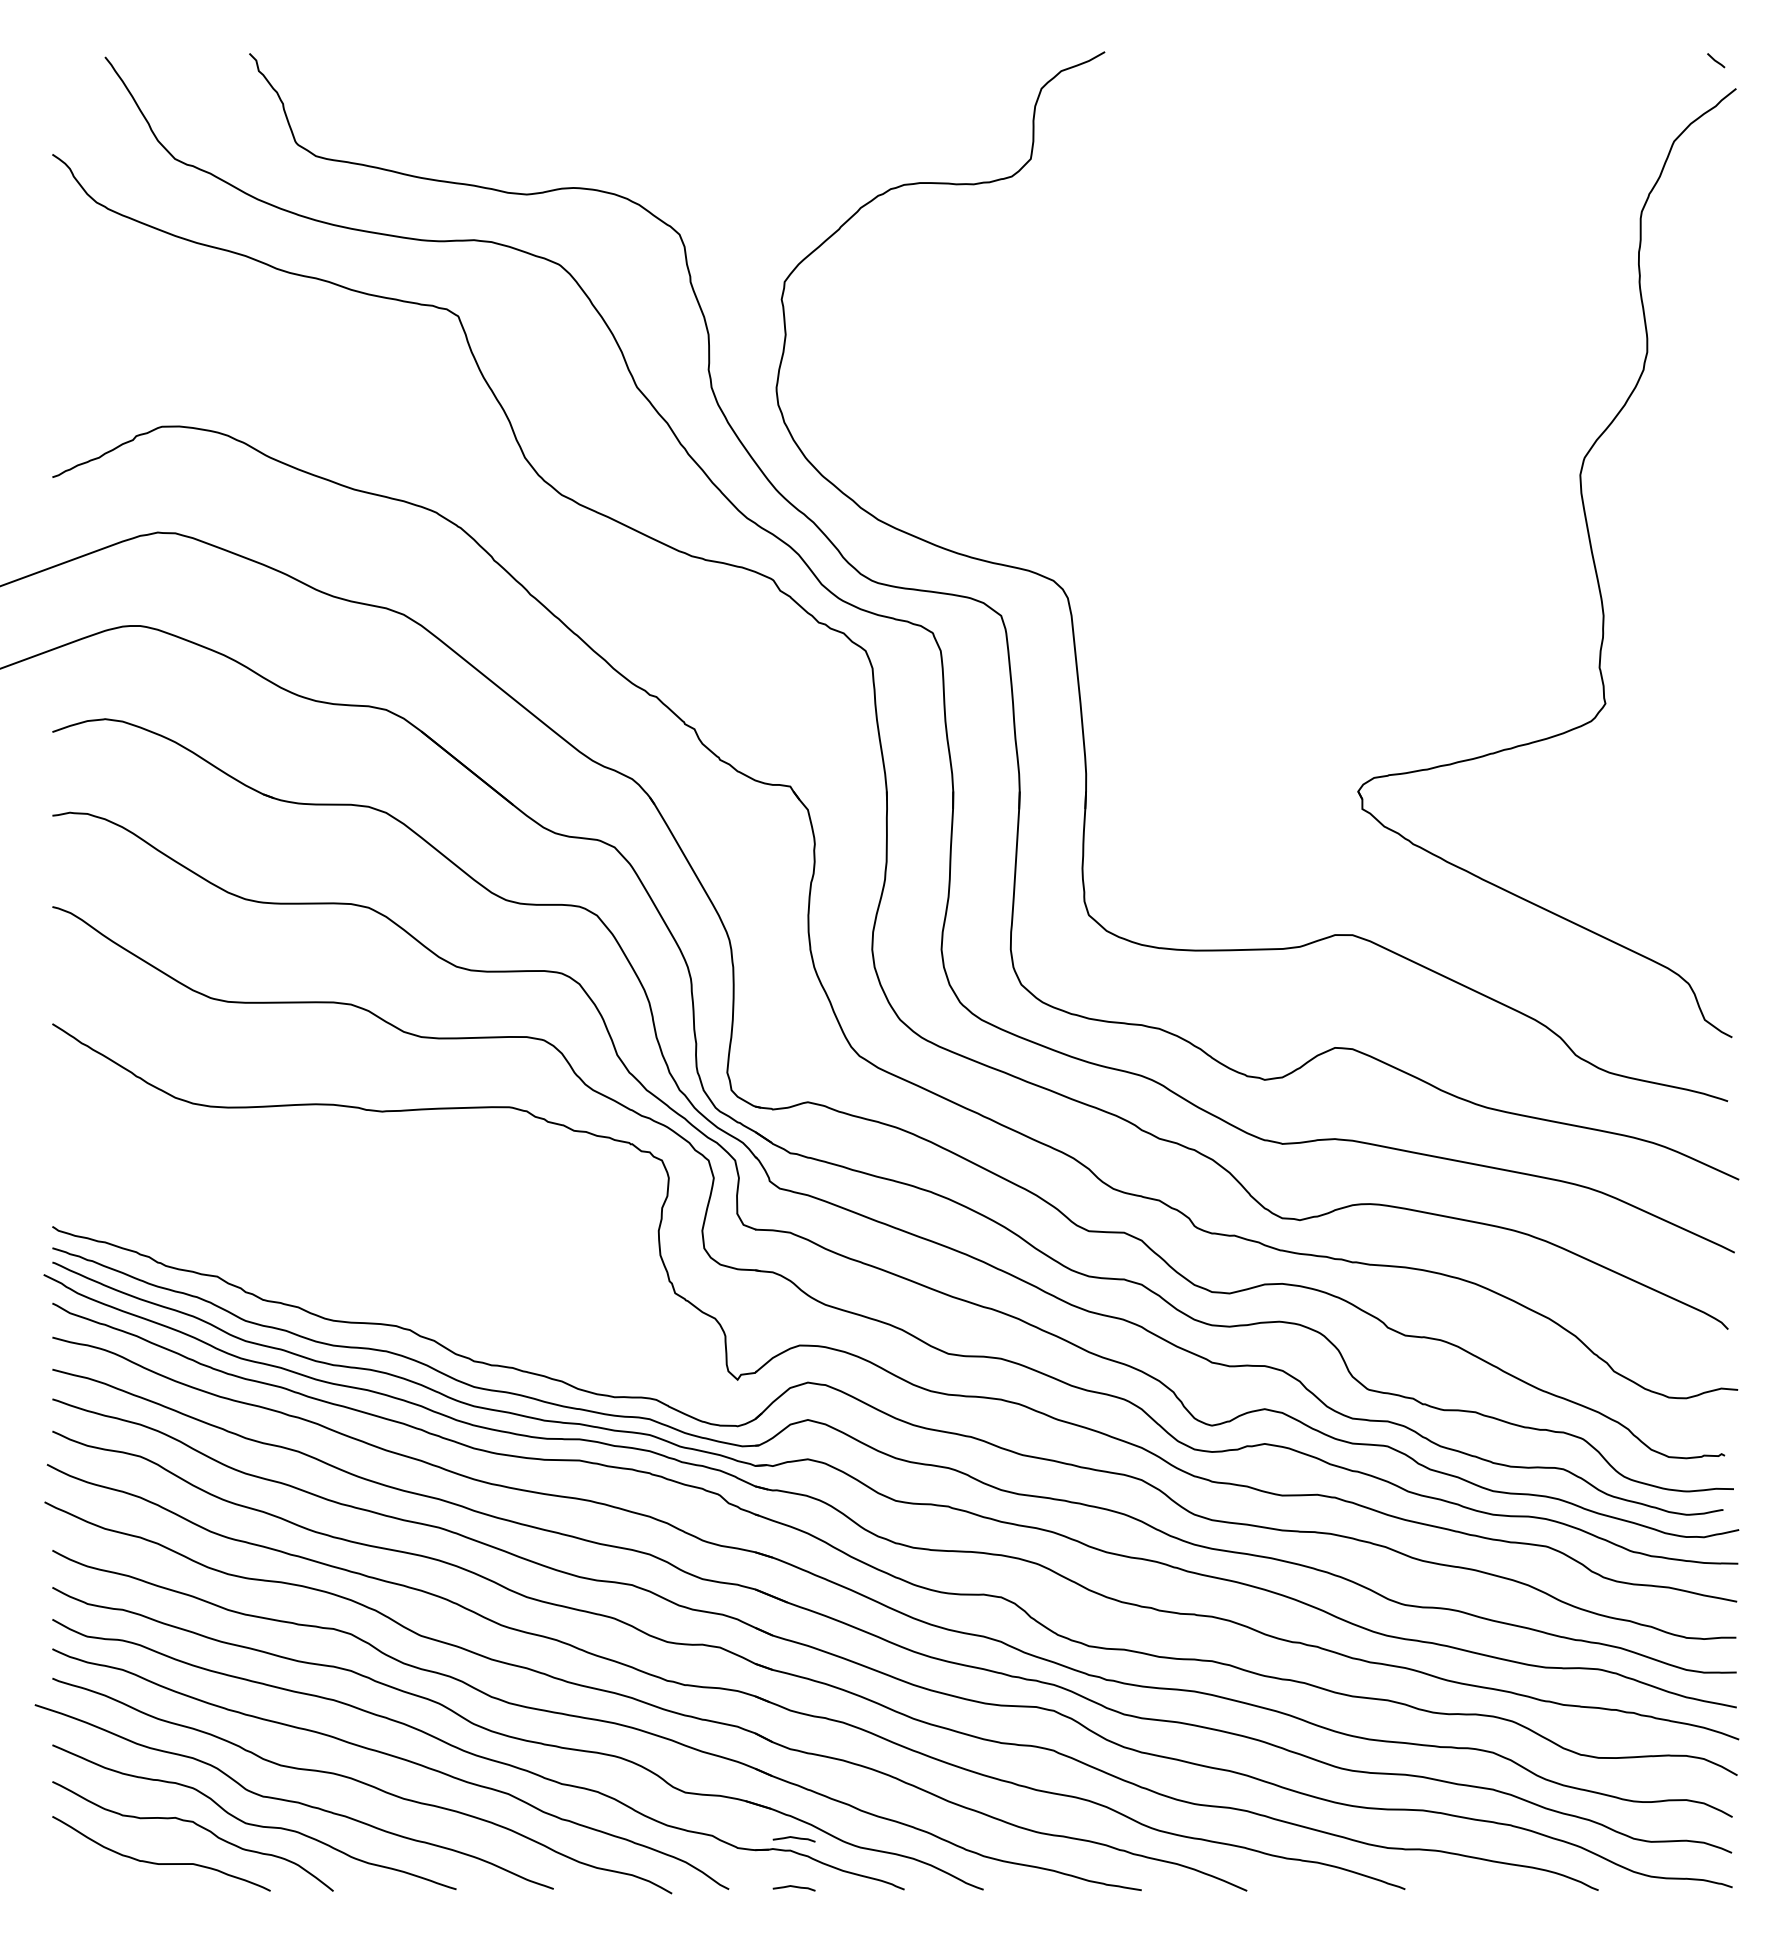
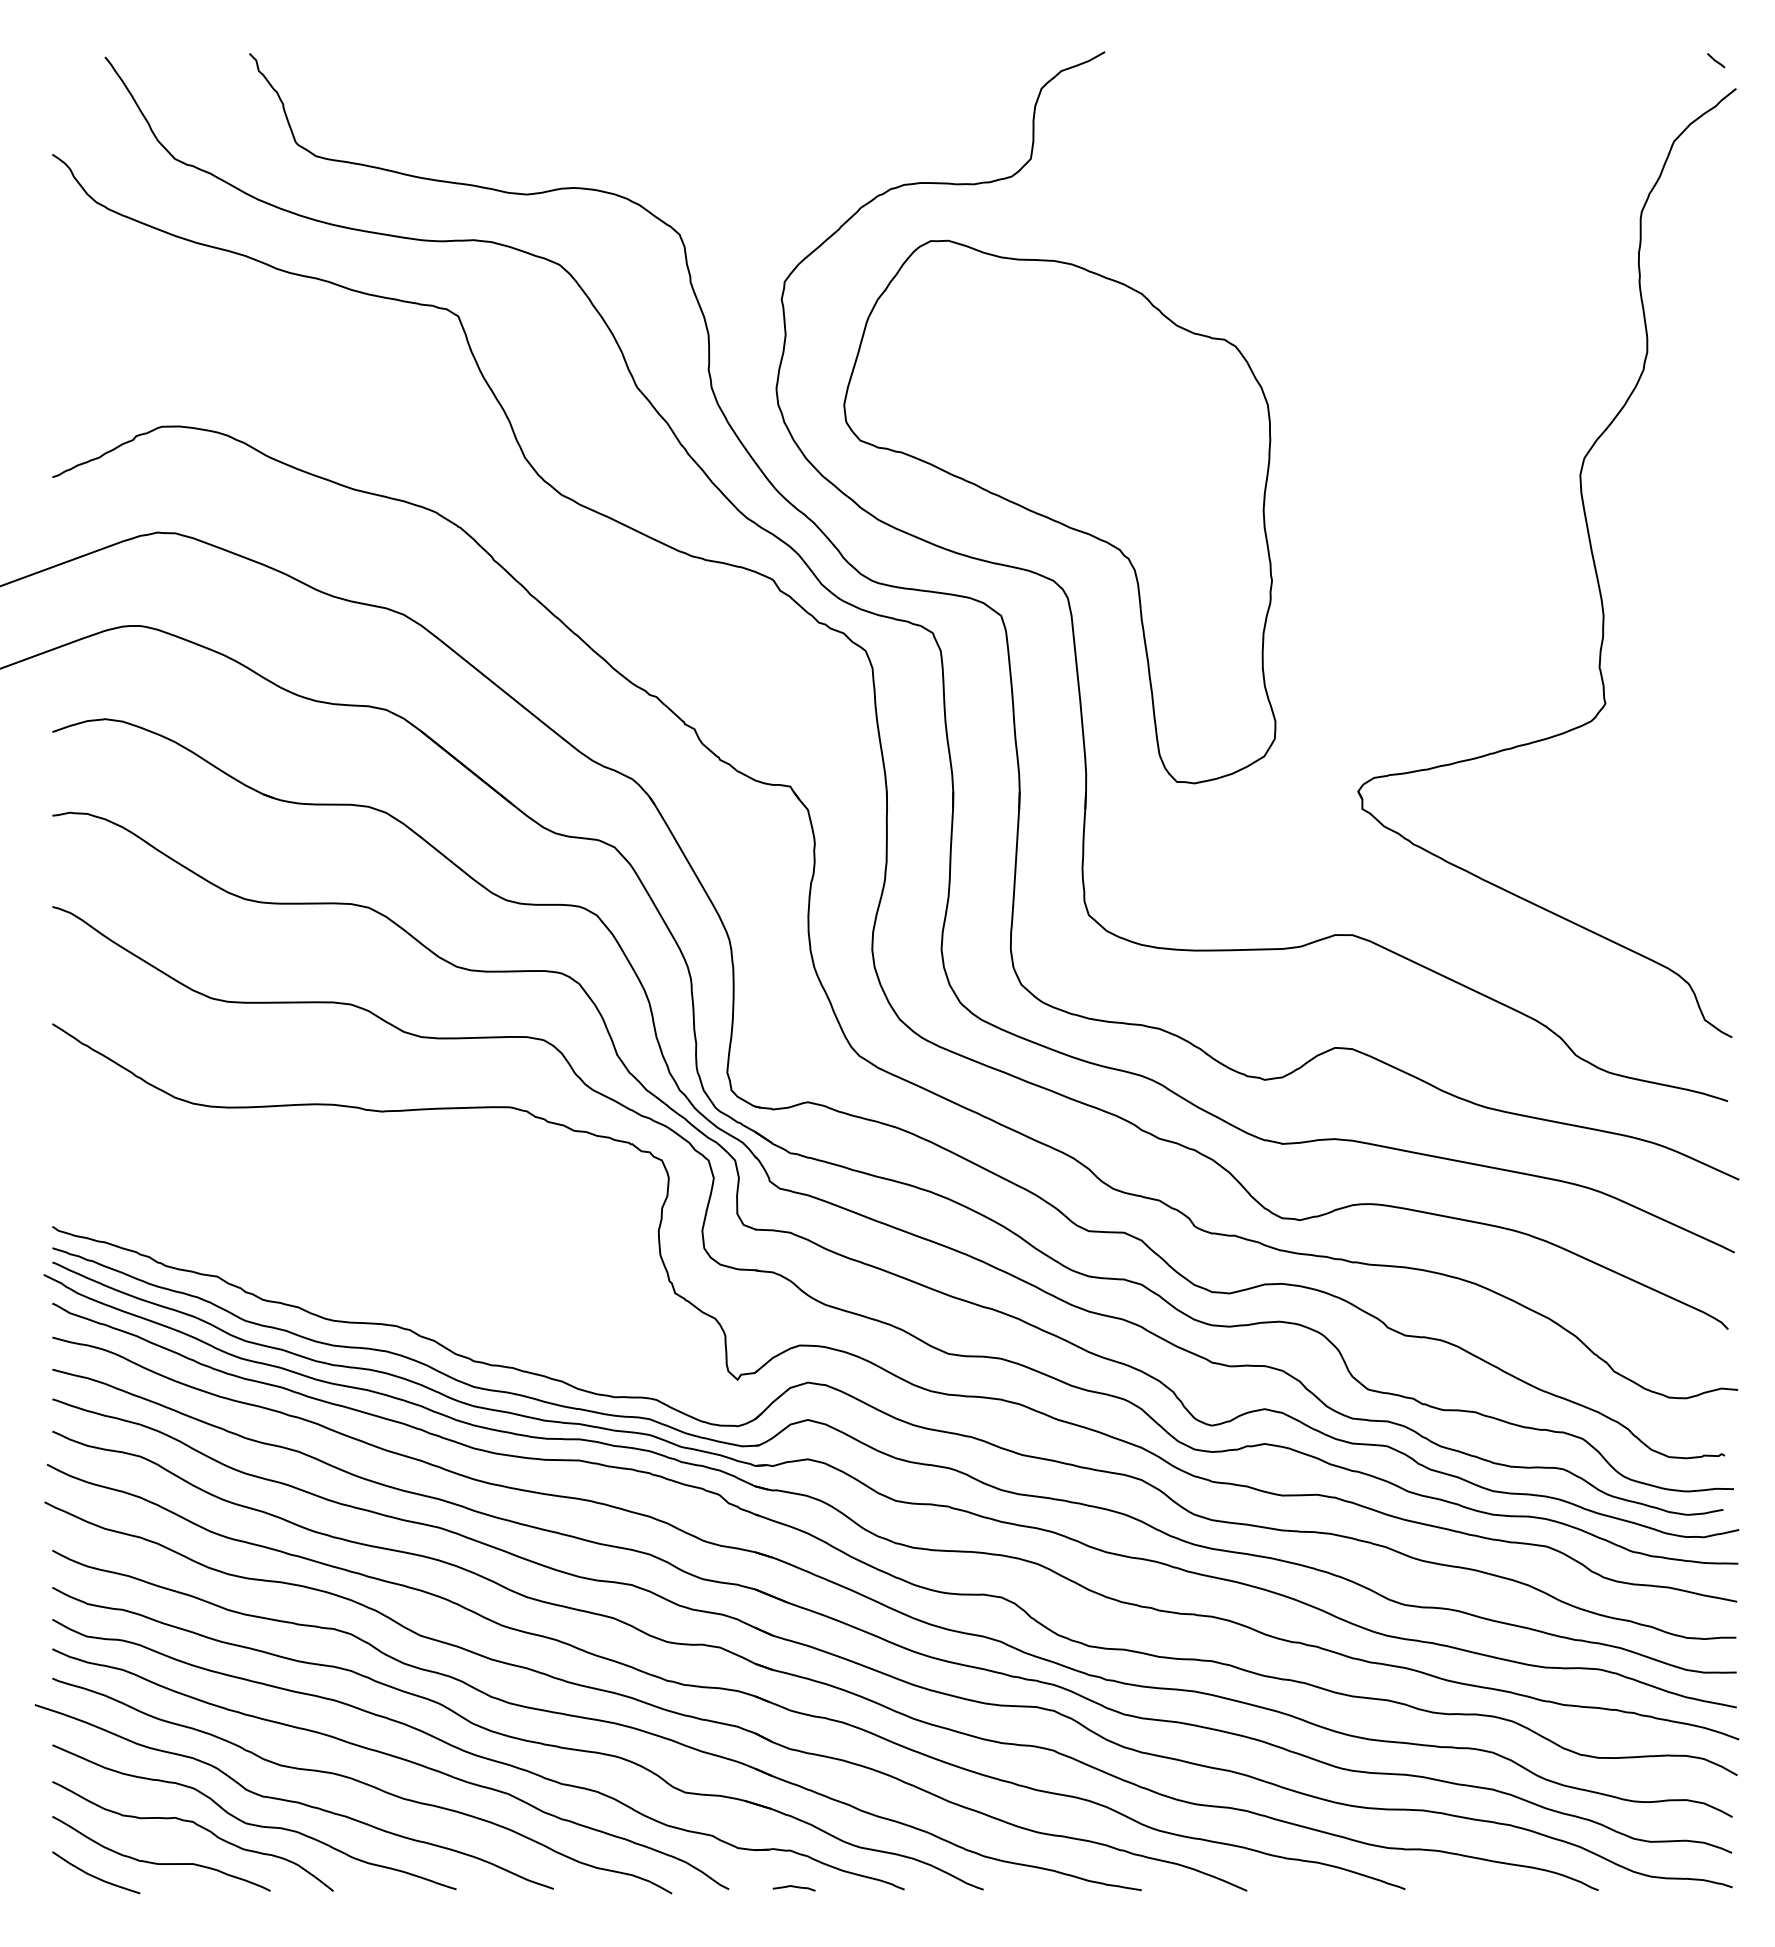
part: none -> present (1059, 511)
curve: present -> none (793, 1838)
curve: none -> present (94, 1875)
